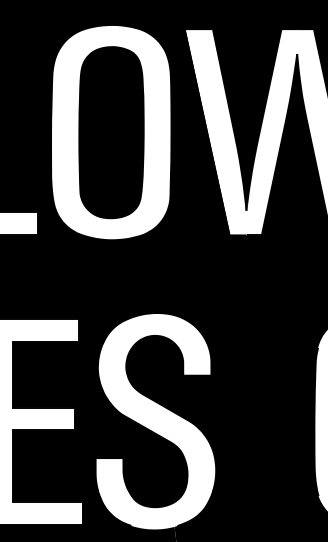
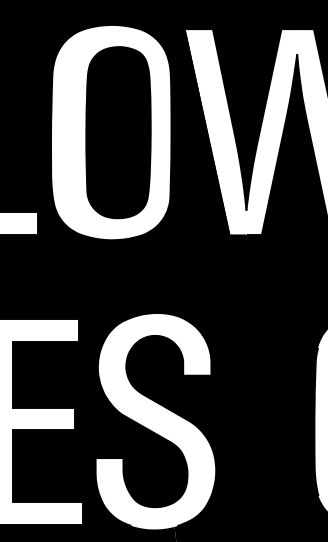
part position: (111, 132) -> (118, 132) (118, 132)
